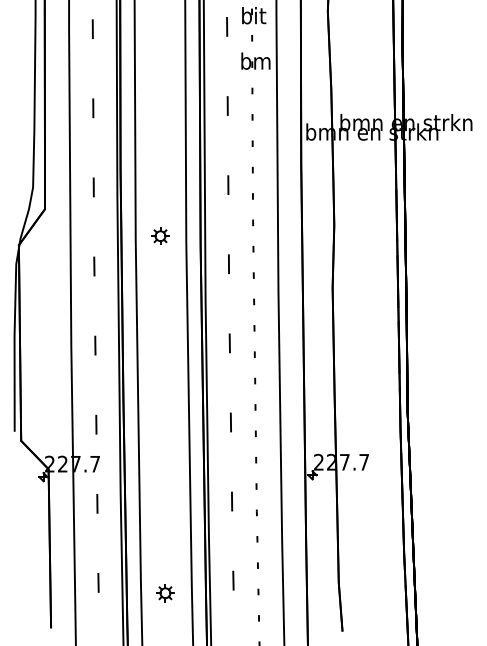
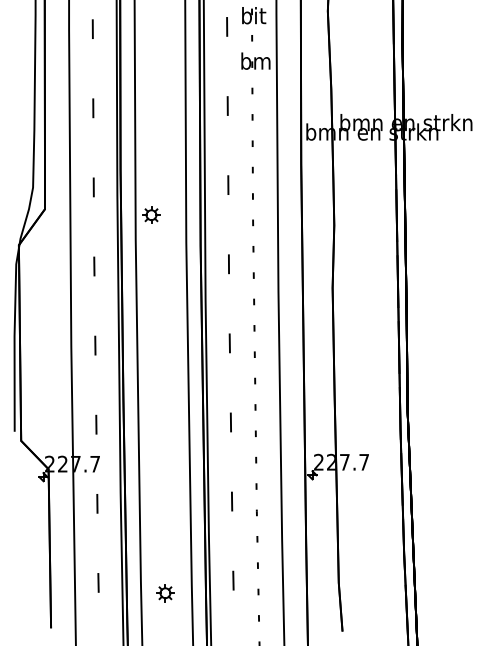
part position: (160, 235) -> (151, 214) (151, 214)
